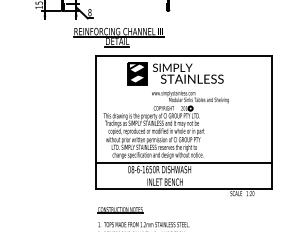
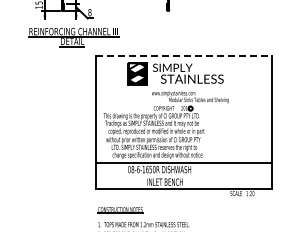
part position: (118, 37) -> (73, 37) (73, 37)
line: solid -> dashed (183, 56)
